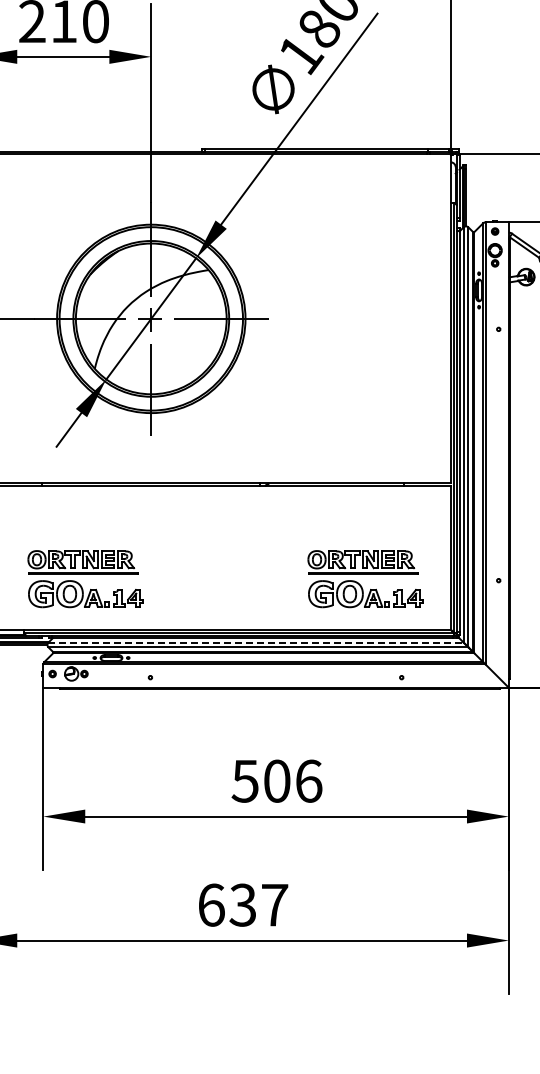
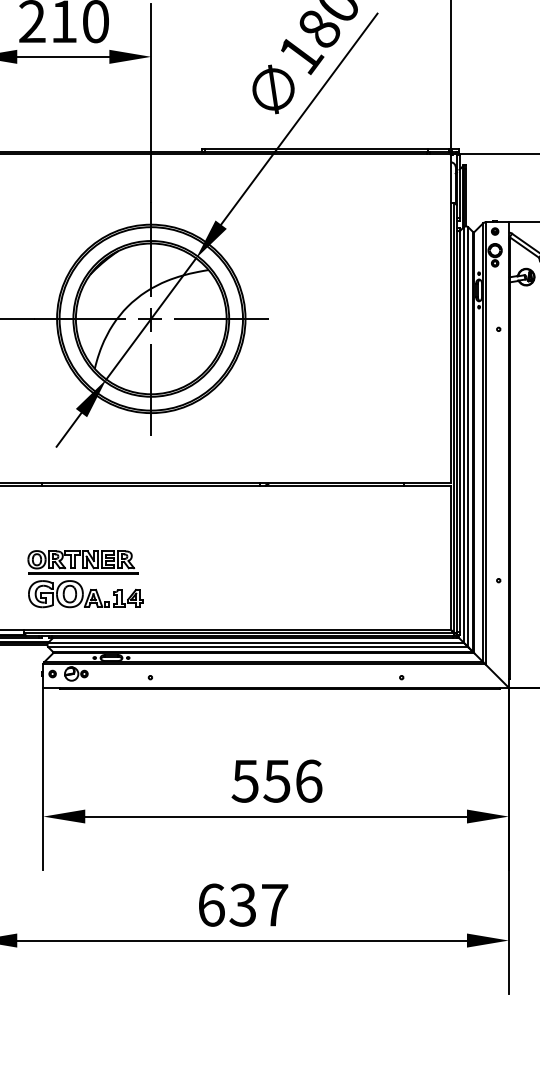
part: present -> none (365, 579)
line: dashed -> solid (256, 642)
text: 506 -> 556 (276, 780)
